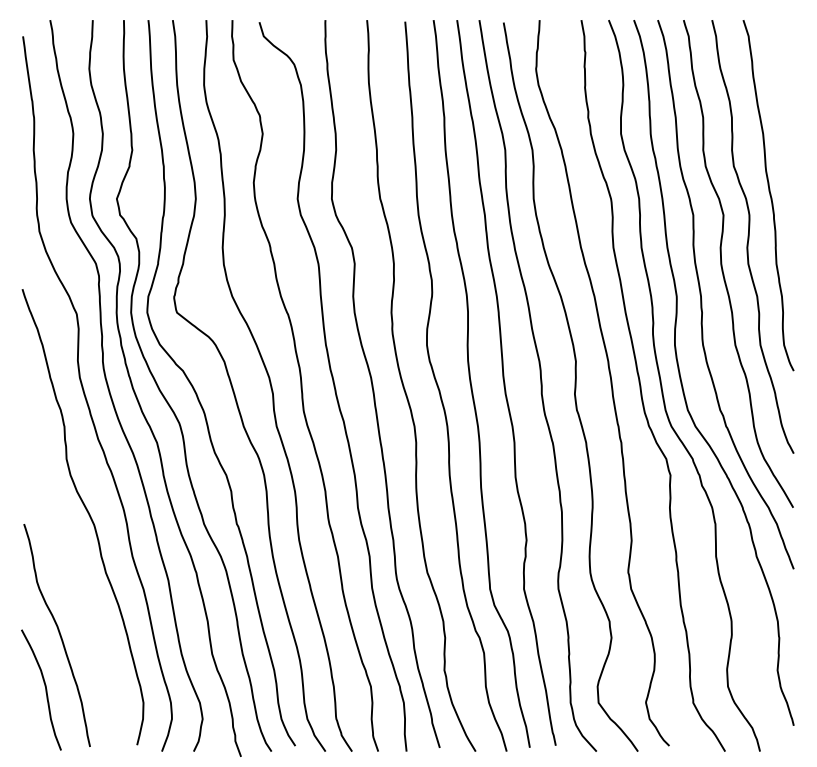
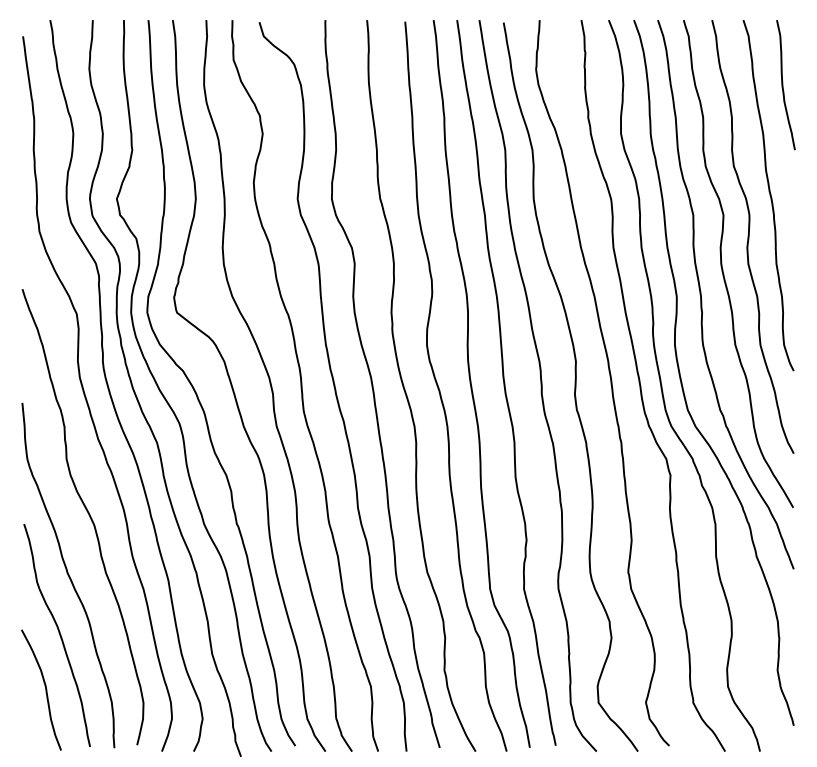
curve: none -> present (783, 85)
curve: none -> present (68, 575)
